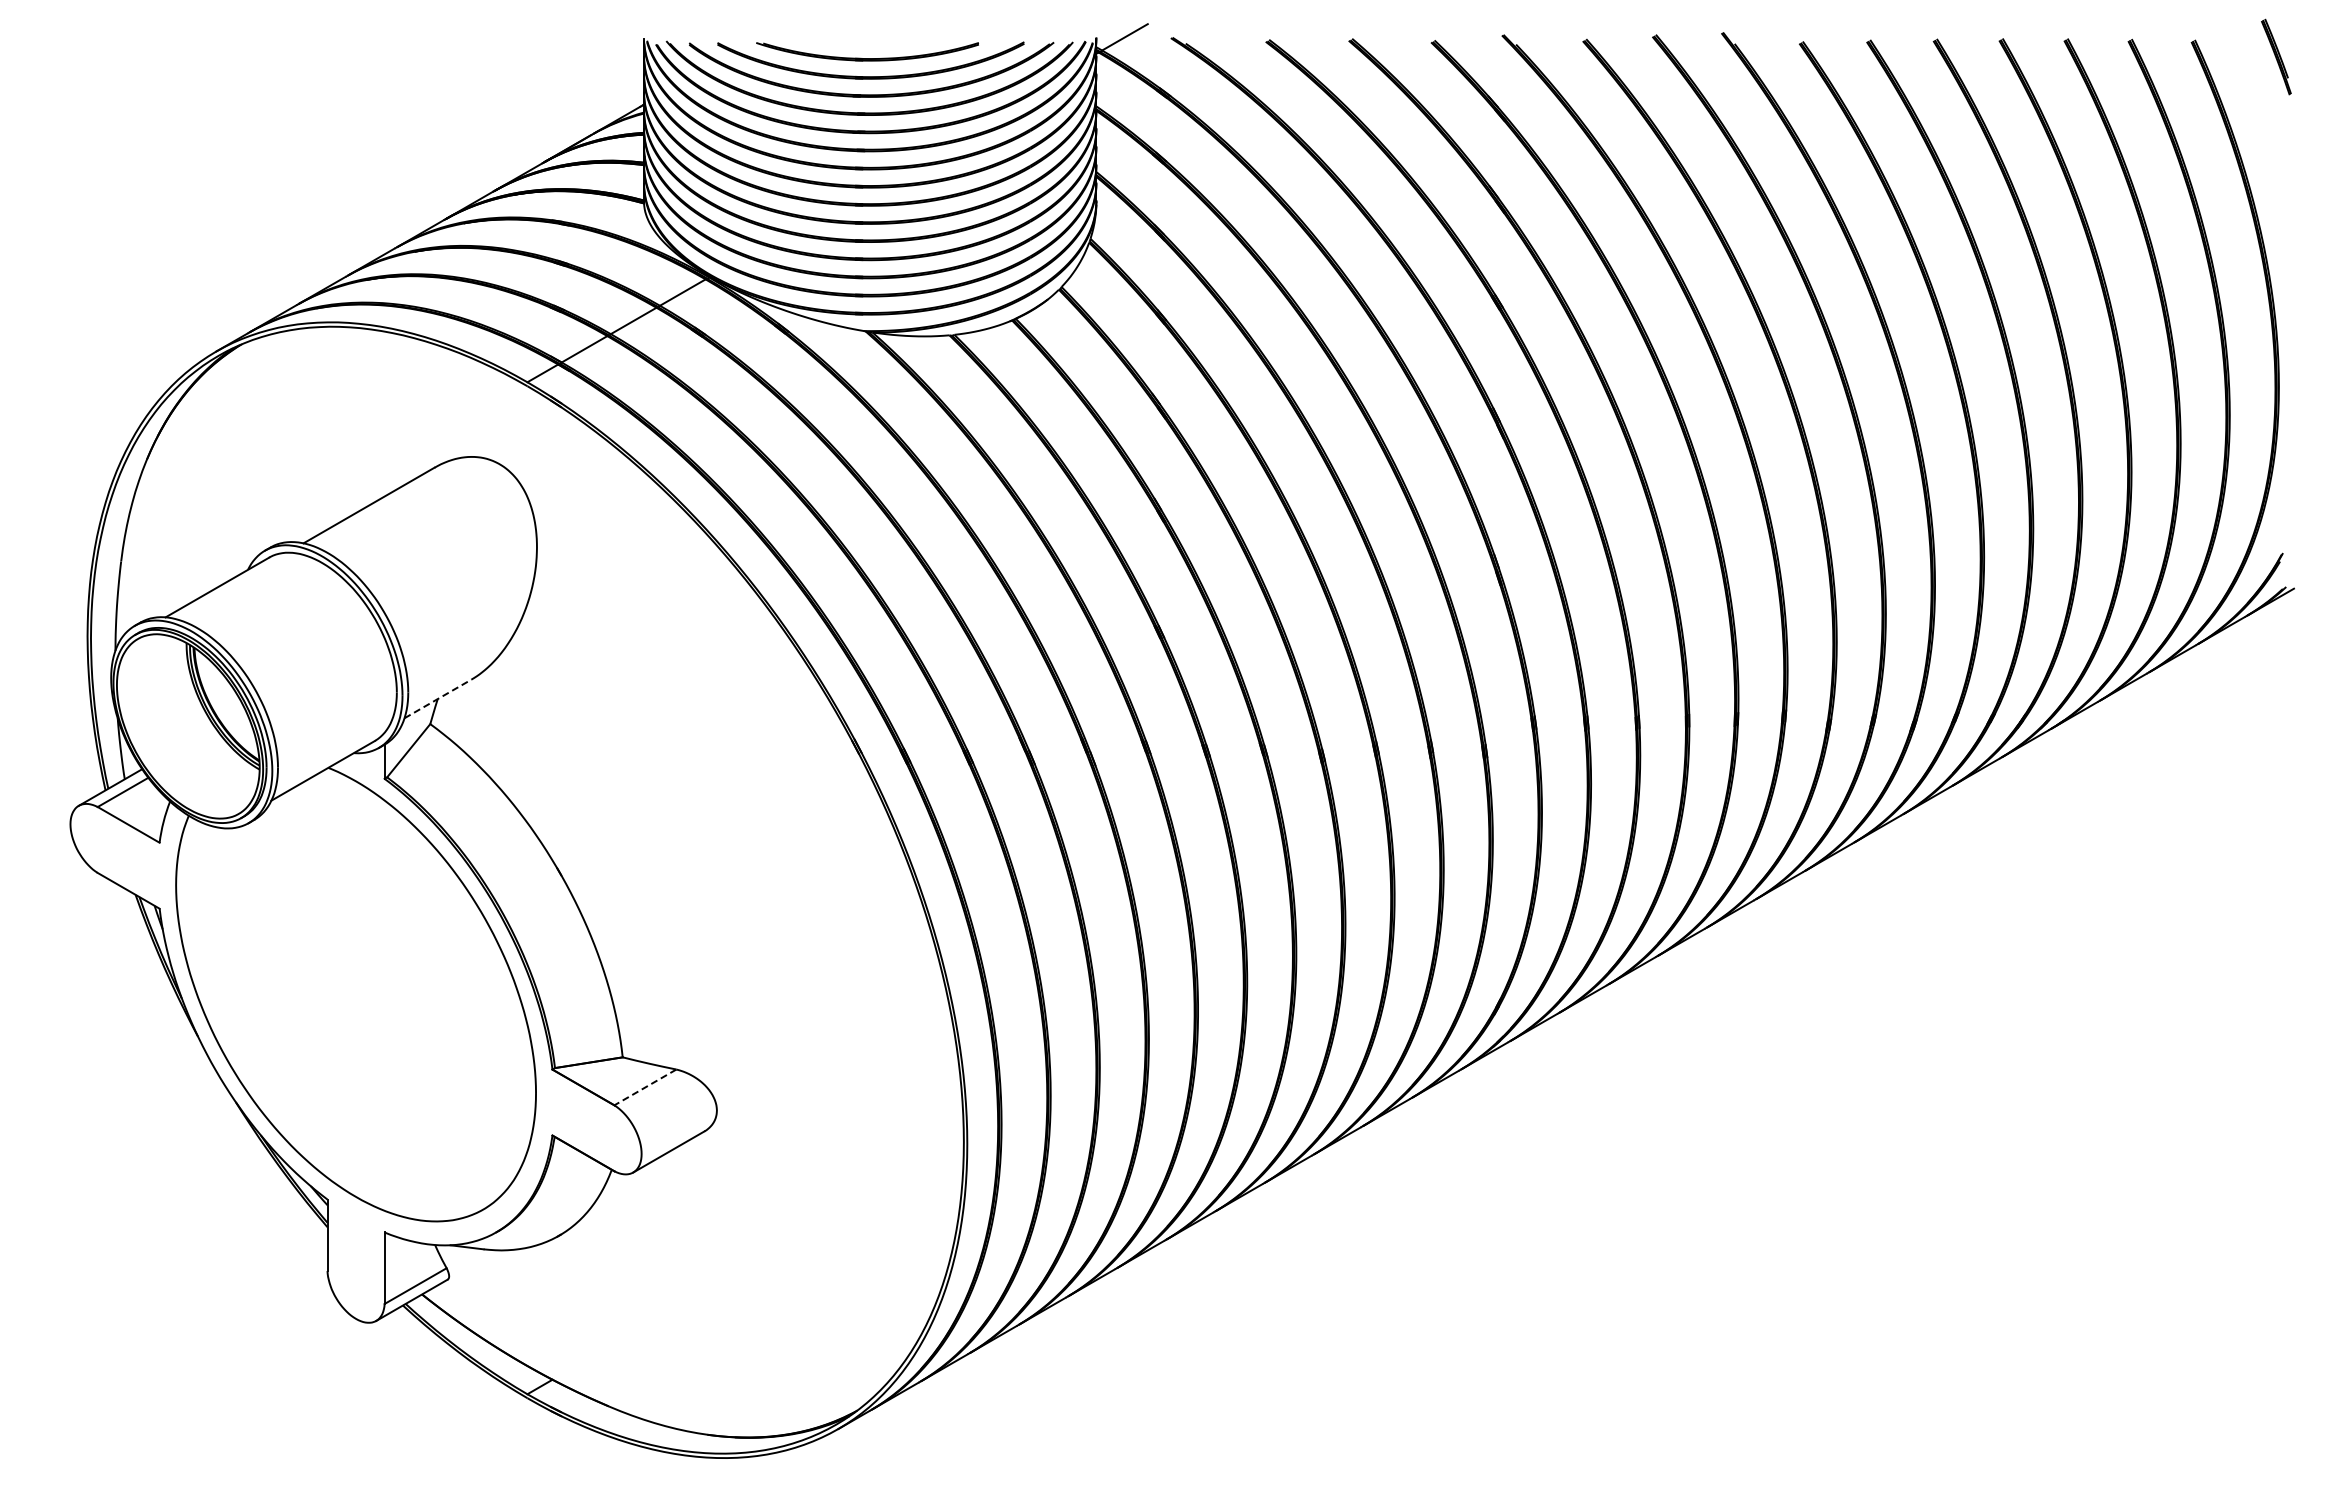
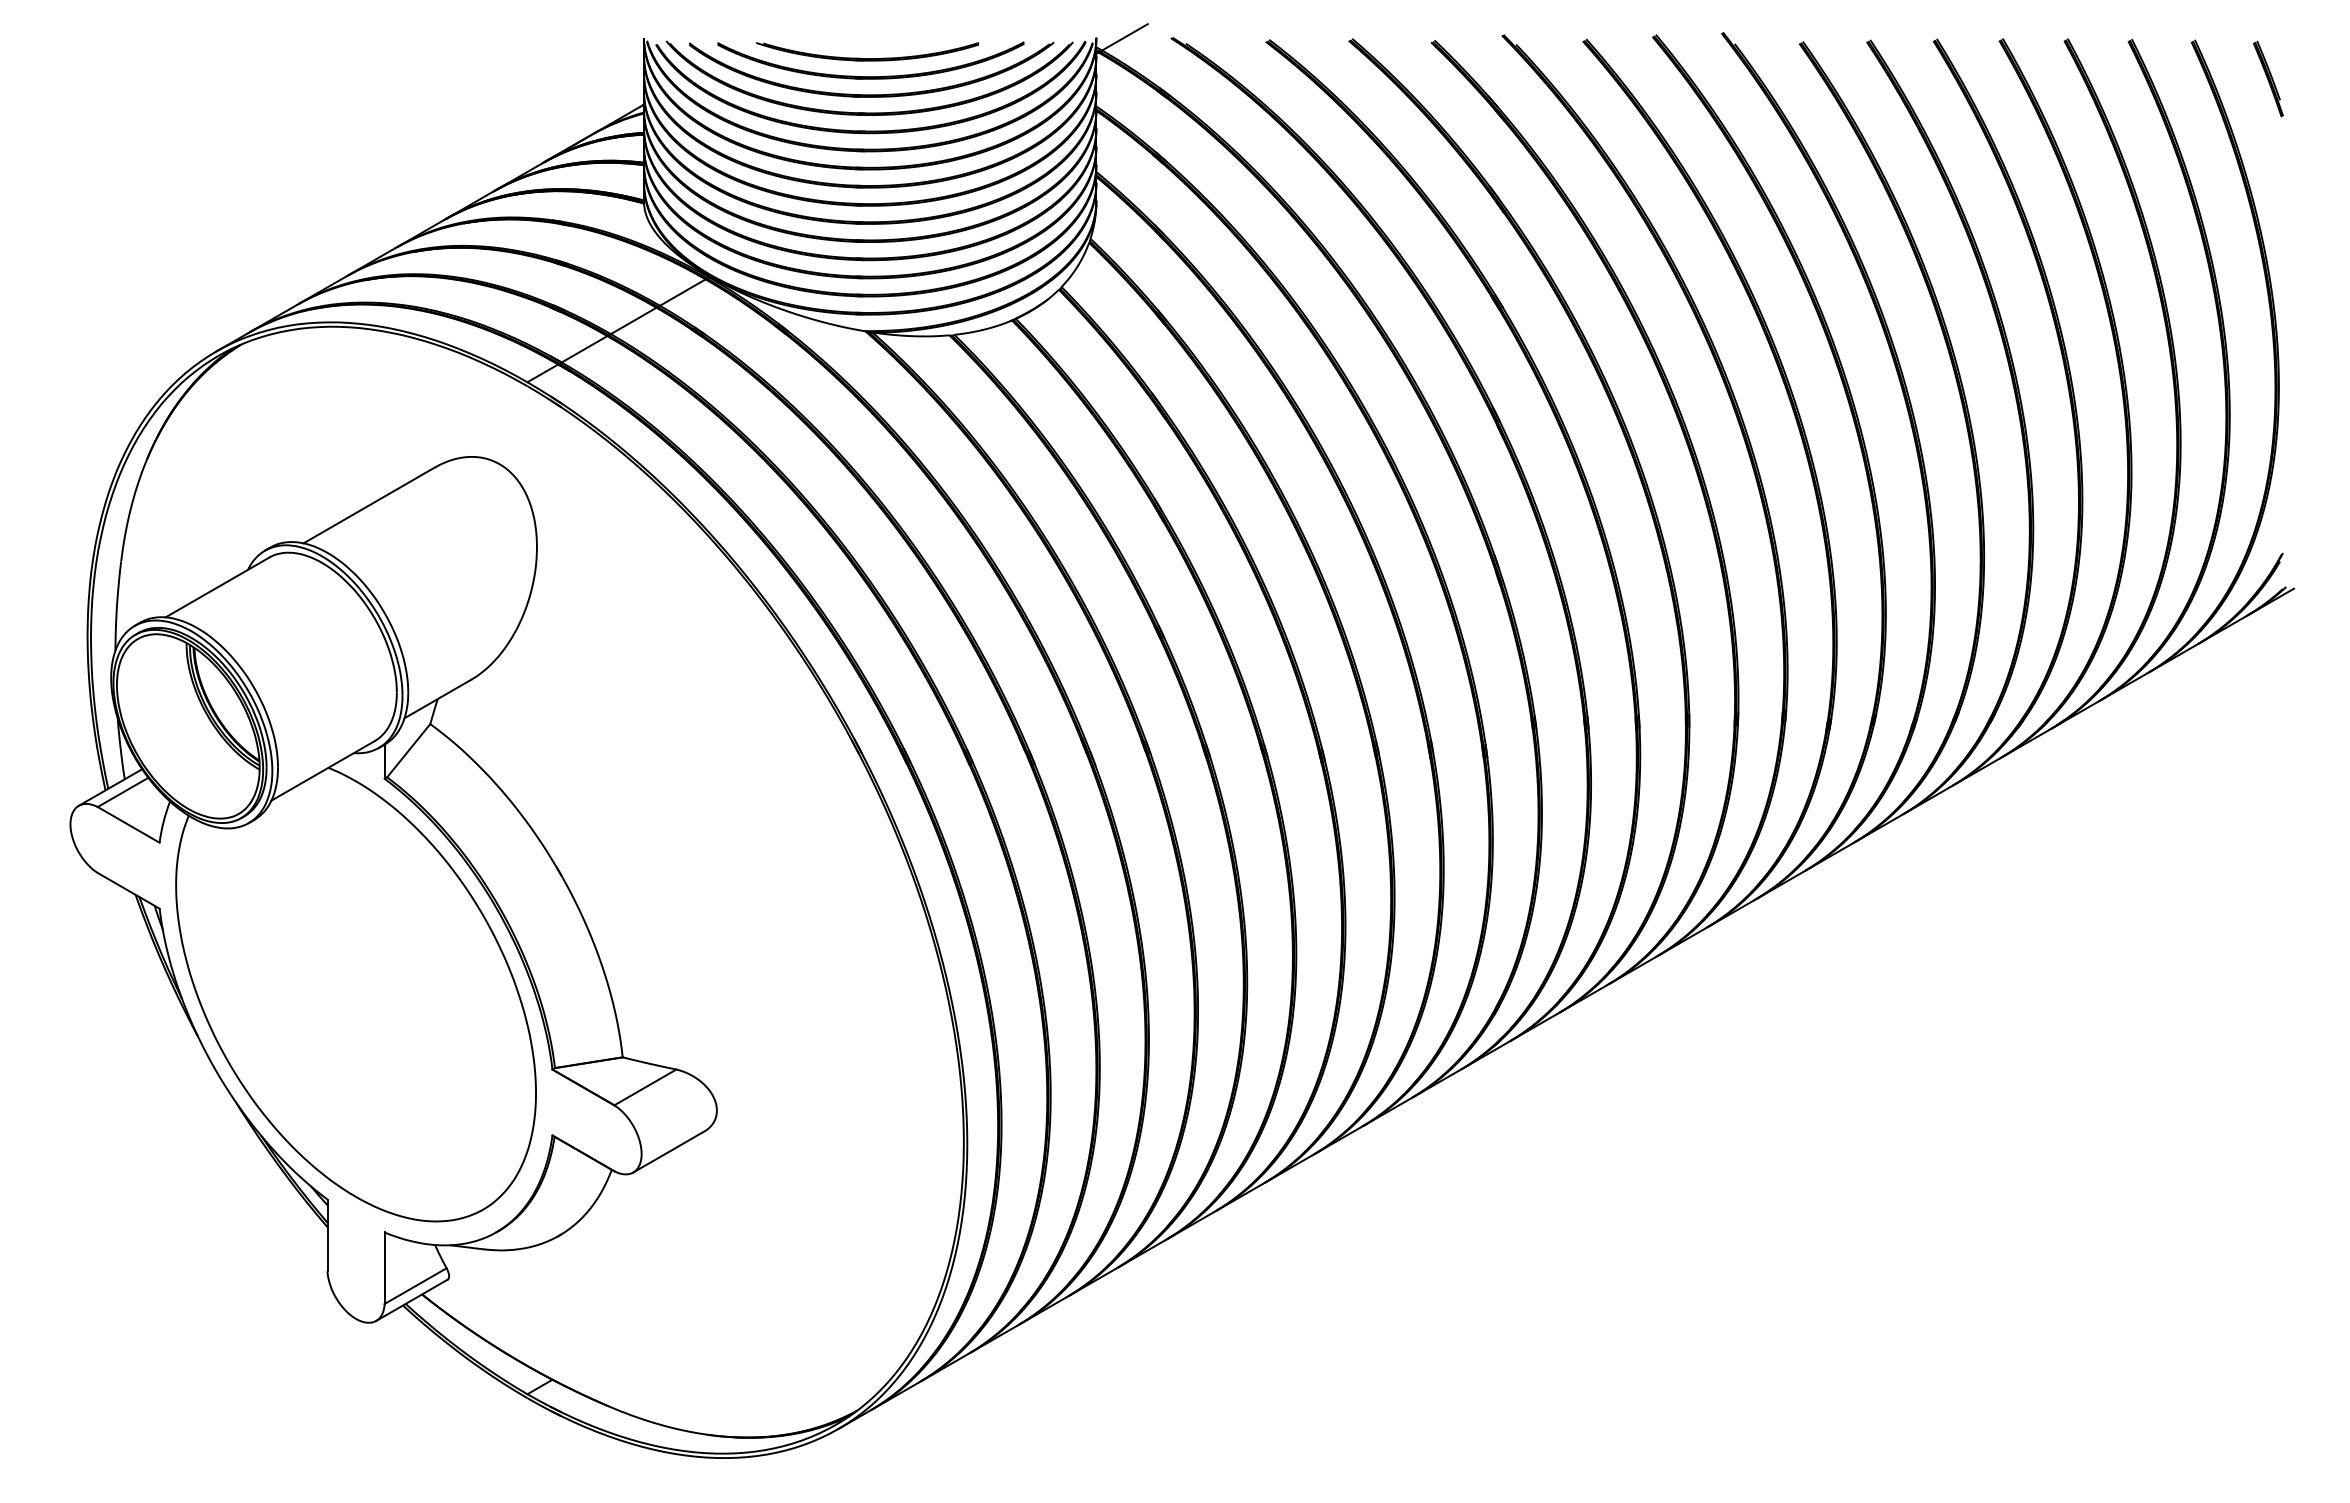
part position: (2276, 56) -> (2268, 78) (2268, 78)
line: dashed -> solid (437, 698)
line: dashed -> solid (645, 1087)
